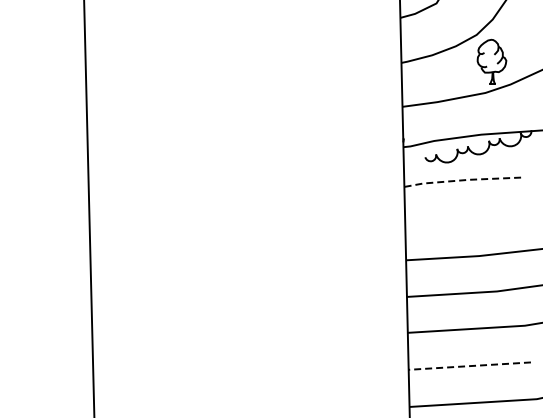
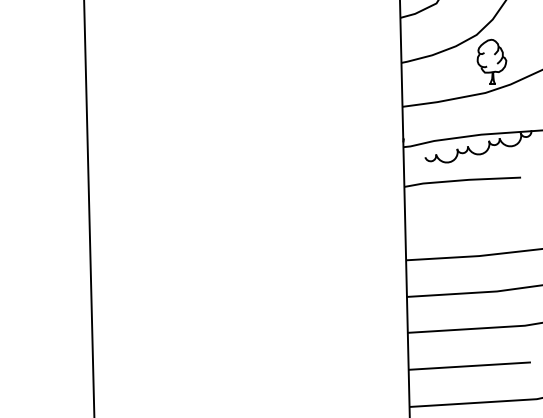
line: dashed -> solid (462, 180)
line: dashed -> solid (469, 366)
